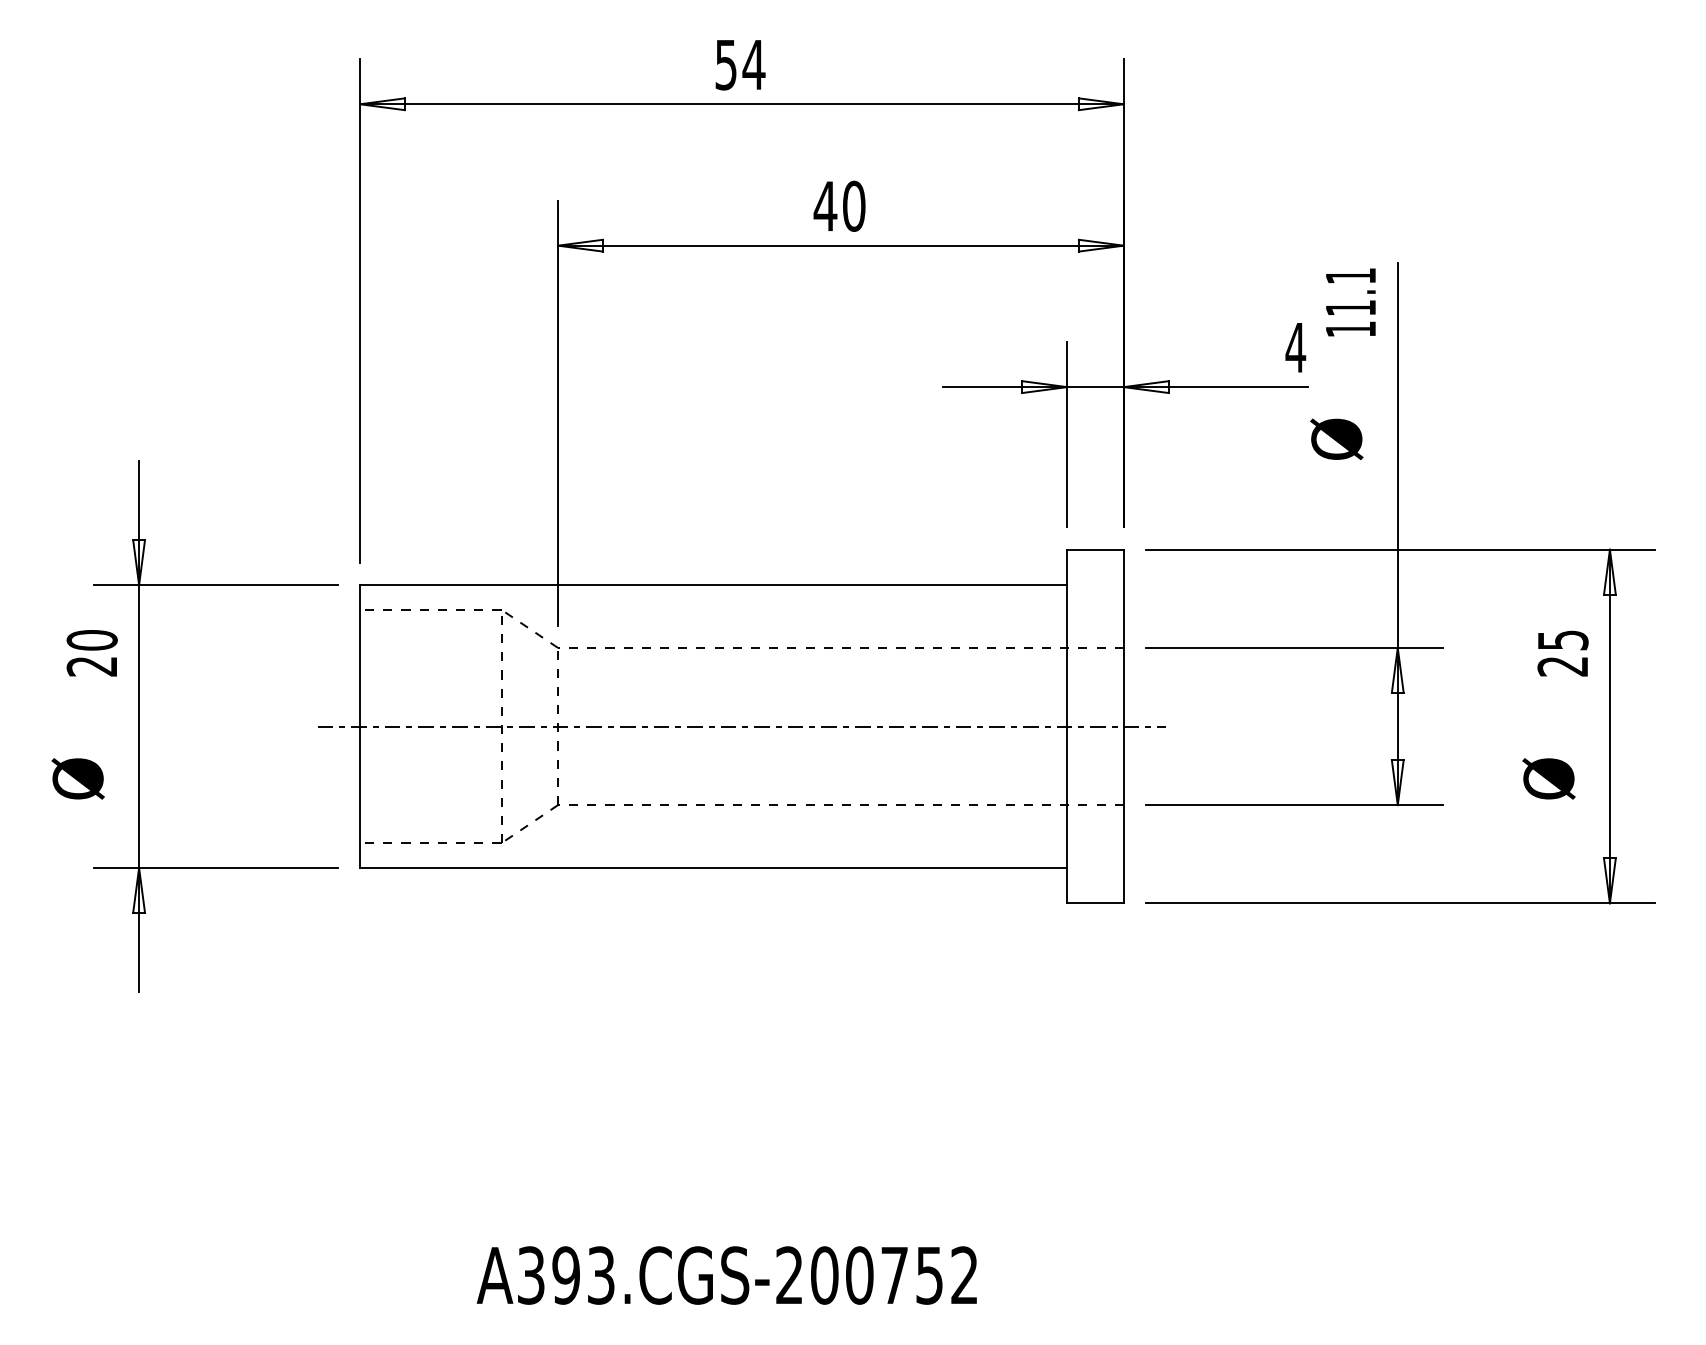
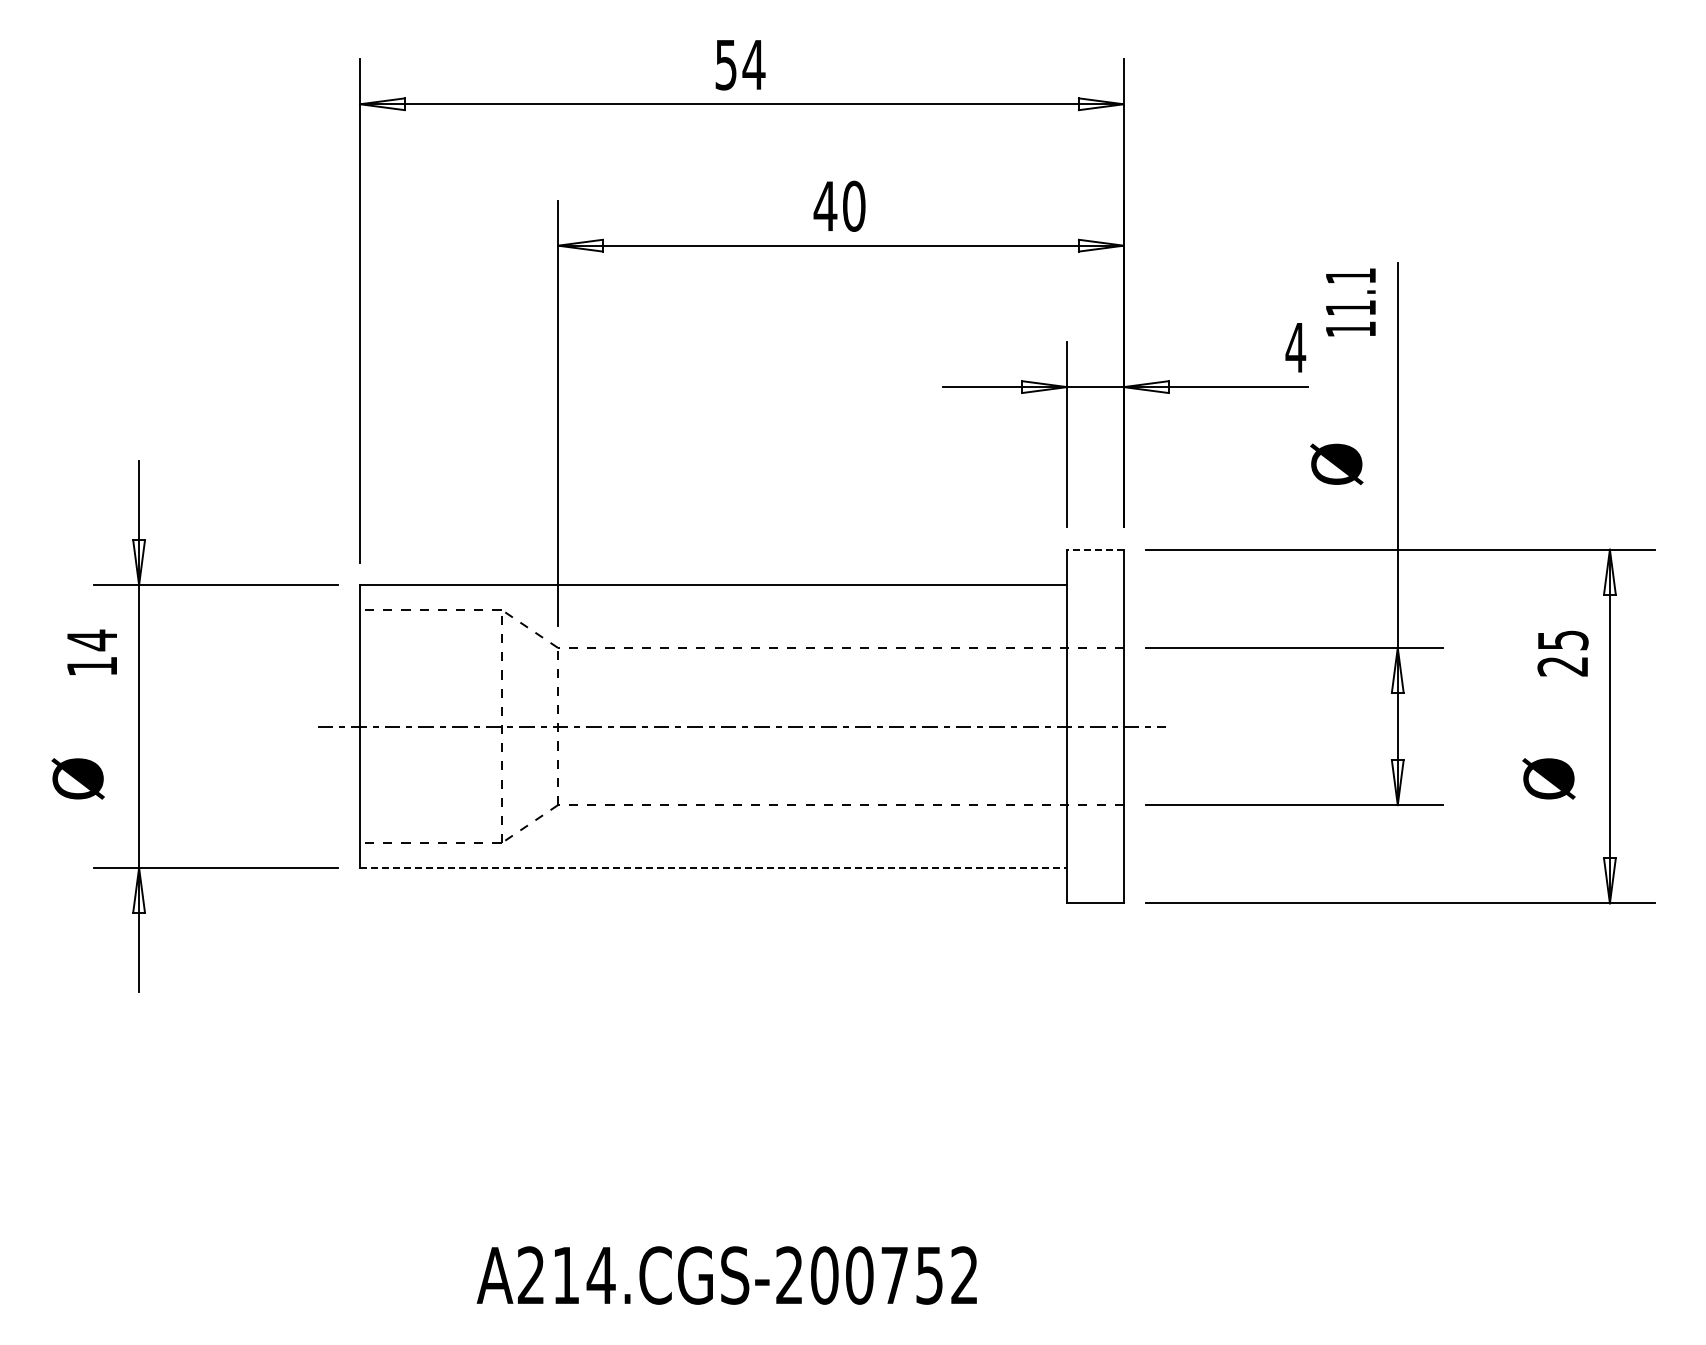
text position: (1336, 438) -> (1336, 463) (1336, 463)
line: solid -> dashed (1094, 549)
text: 20 -> 14 (91, 652)
line: solid -> dashed (713, 867)
text: A393.CGS-200752 -> A214.CGS-200752 (566, 1275)
